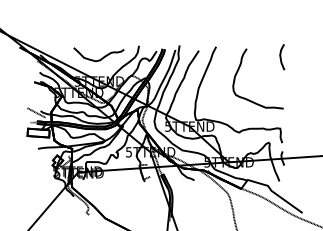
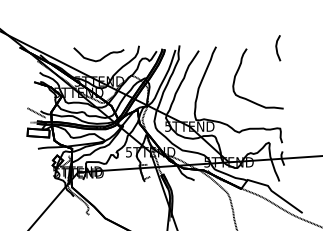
line position: (281, 57) -> (277, 48) (277, 48)
